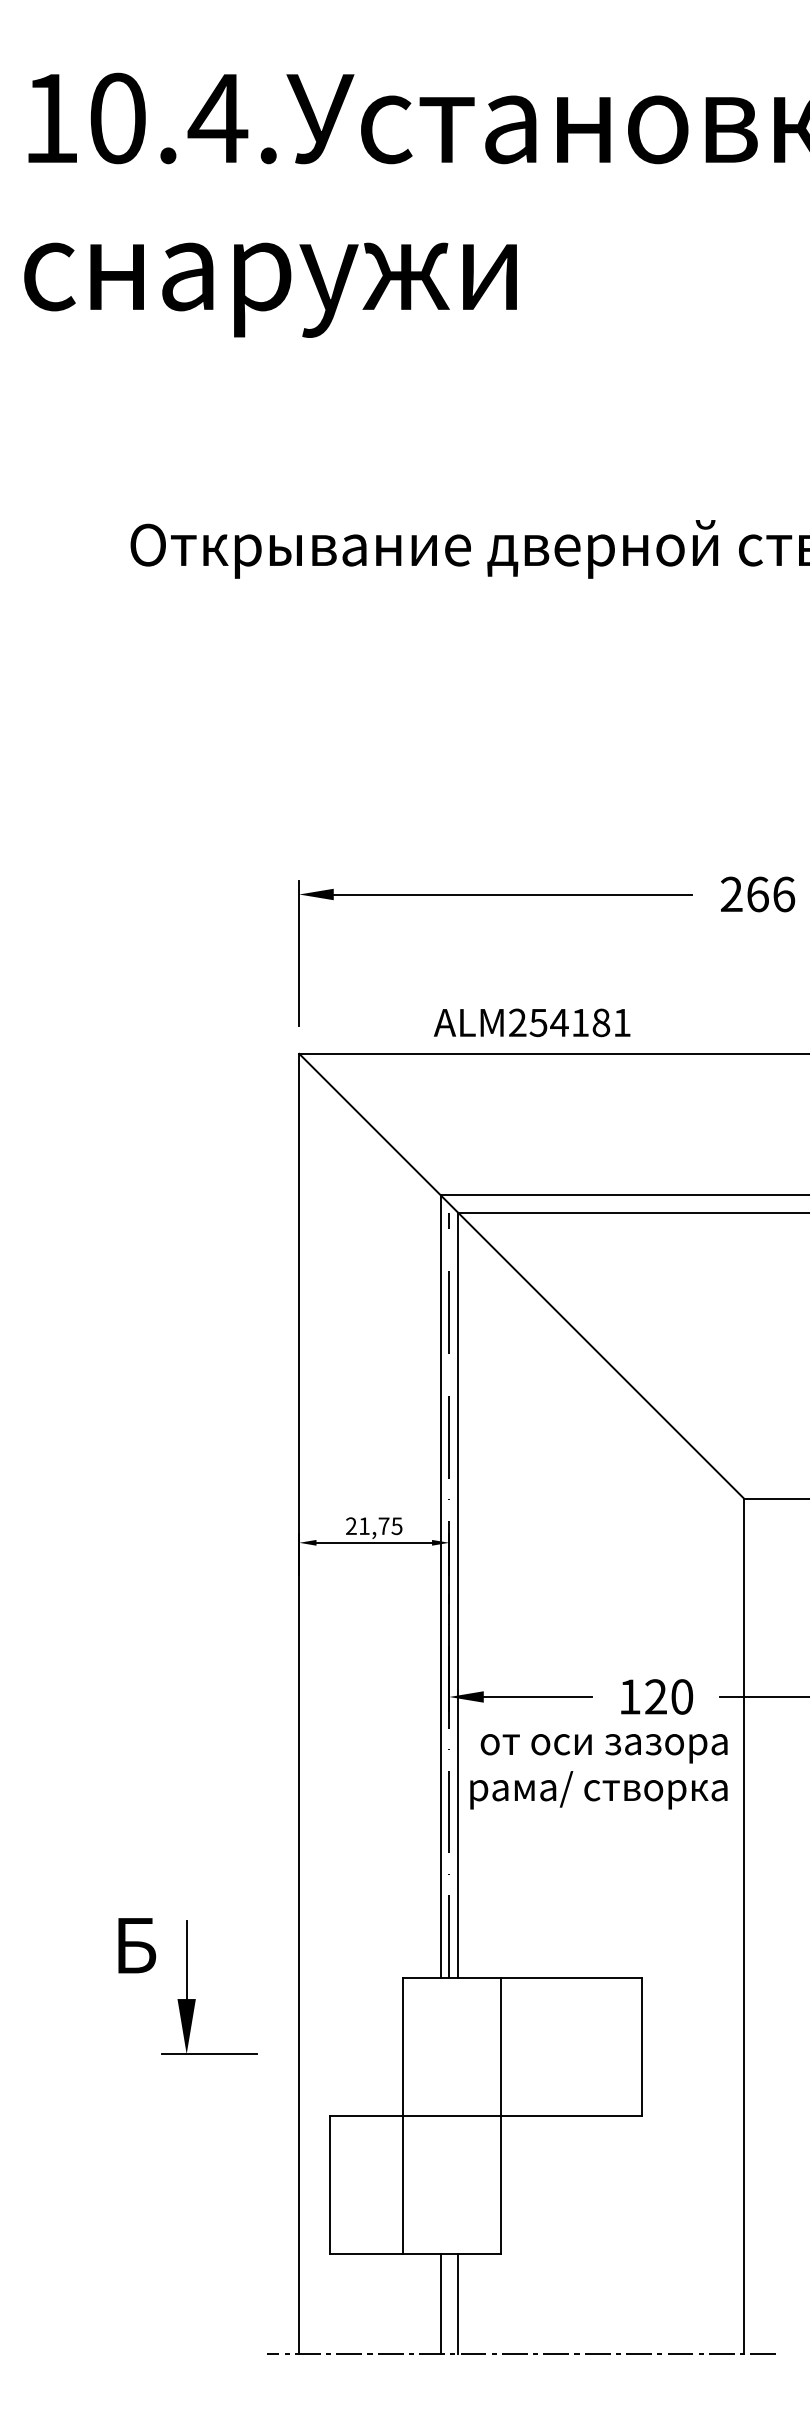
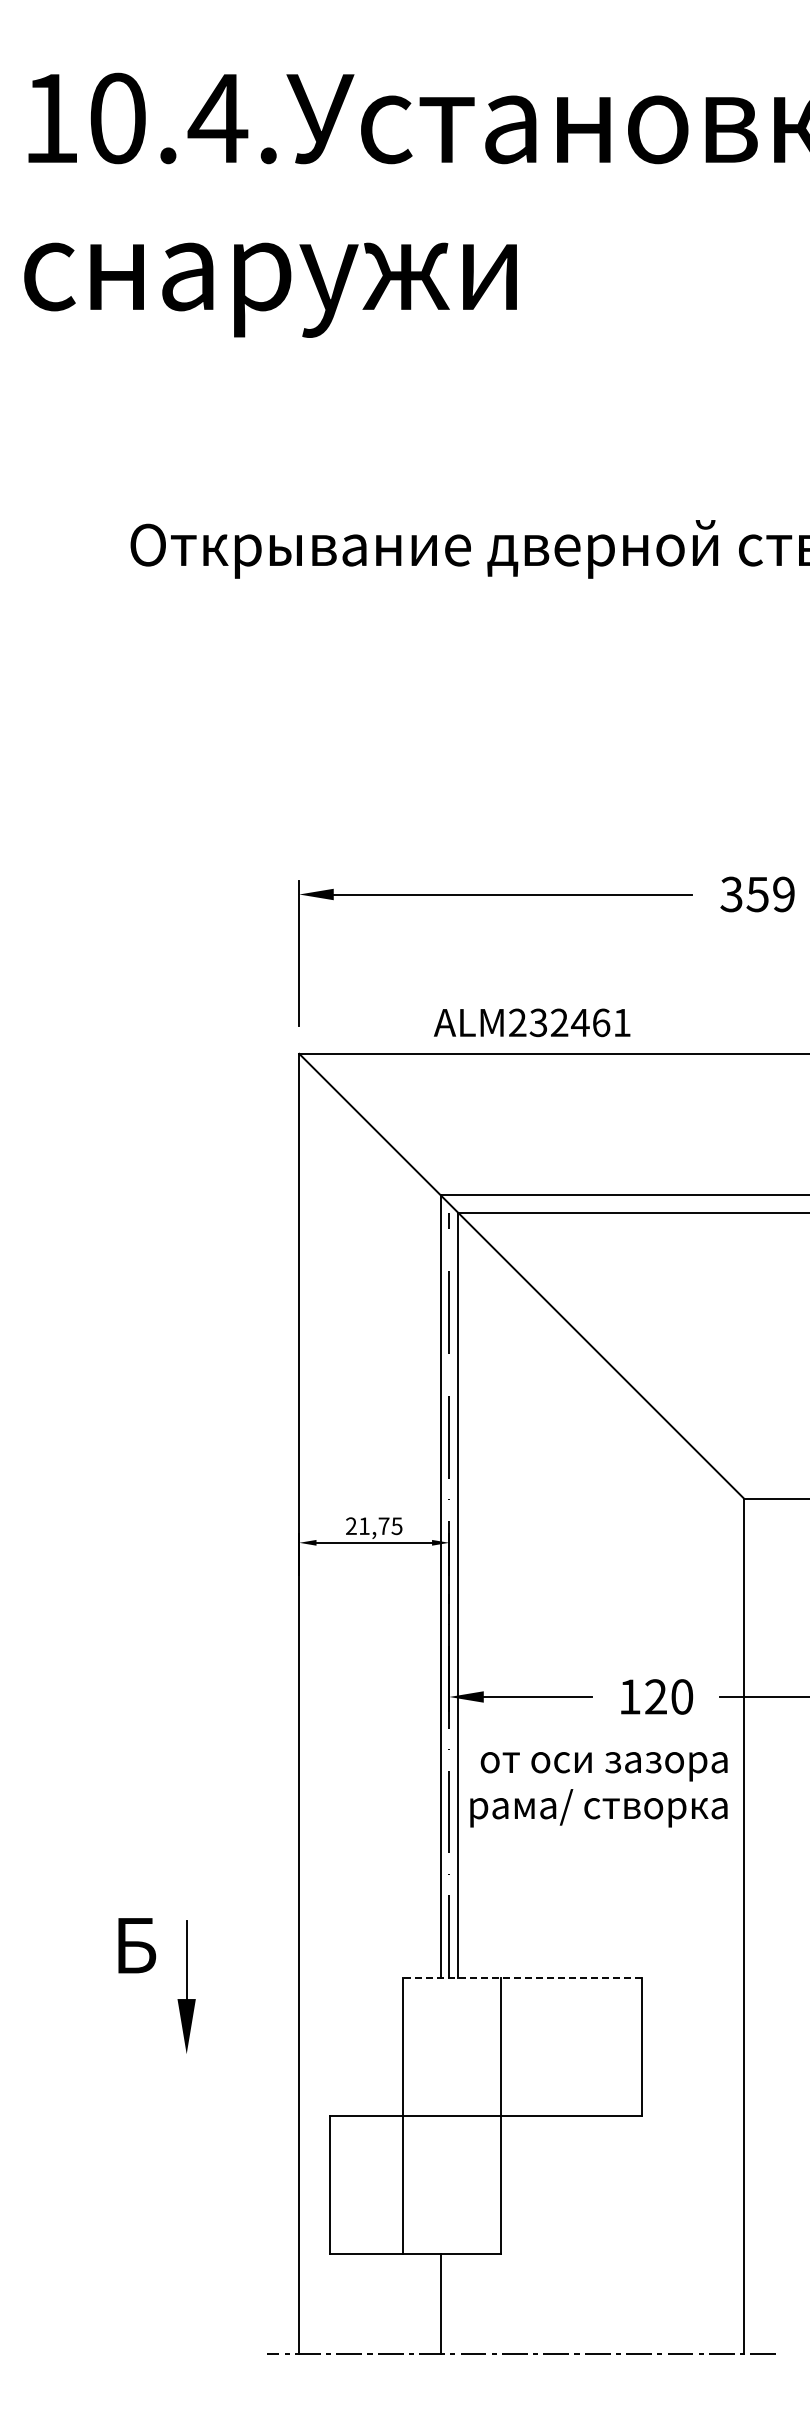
text: 266 -> 359 (757, 894)
text: ALM254181 -> ALM232461 (570, 1022)
text position: (598, 1771) -> (598, 1789) (598, 1789)
line: solid -> dashed (522, 1978)
line: present -> none (208, 2054)
line: present -> none (457, 2304)
